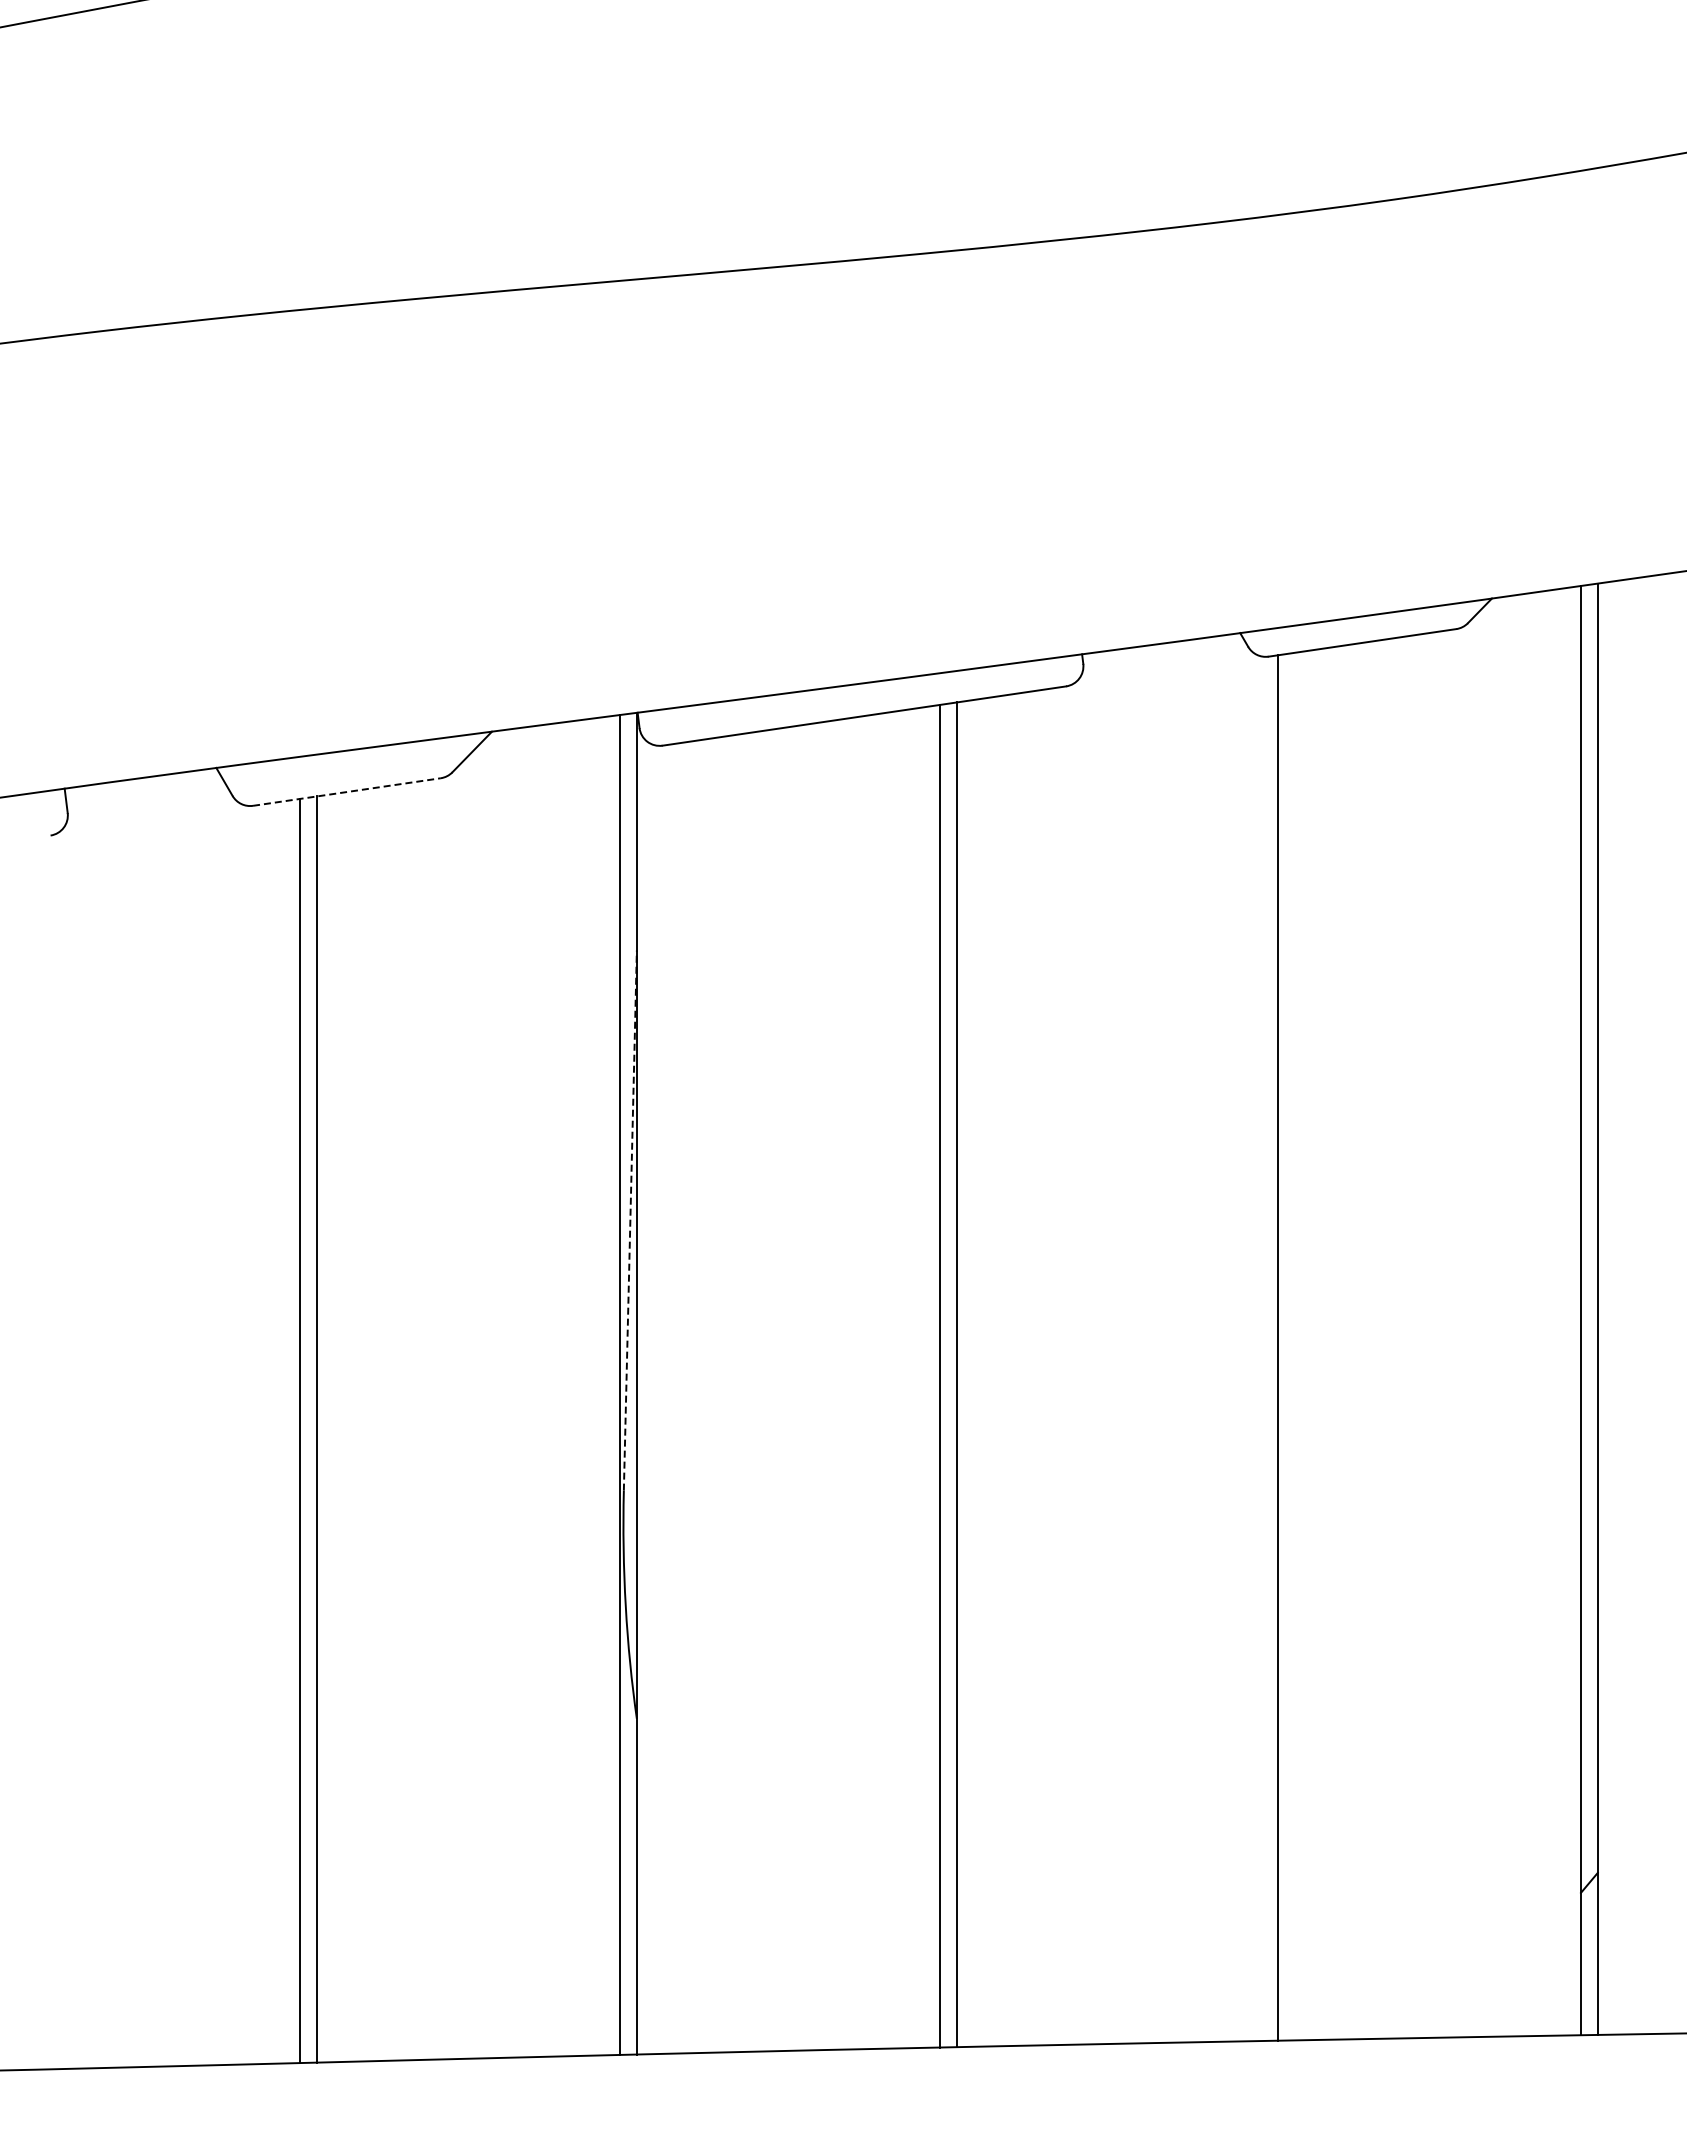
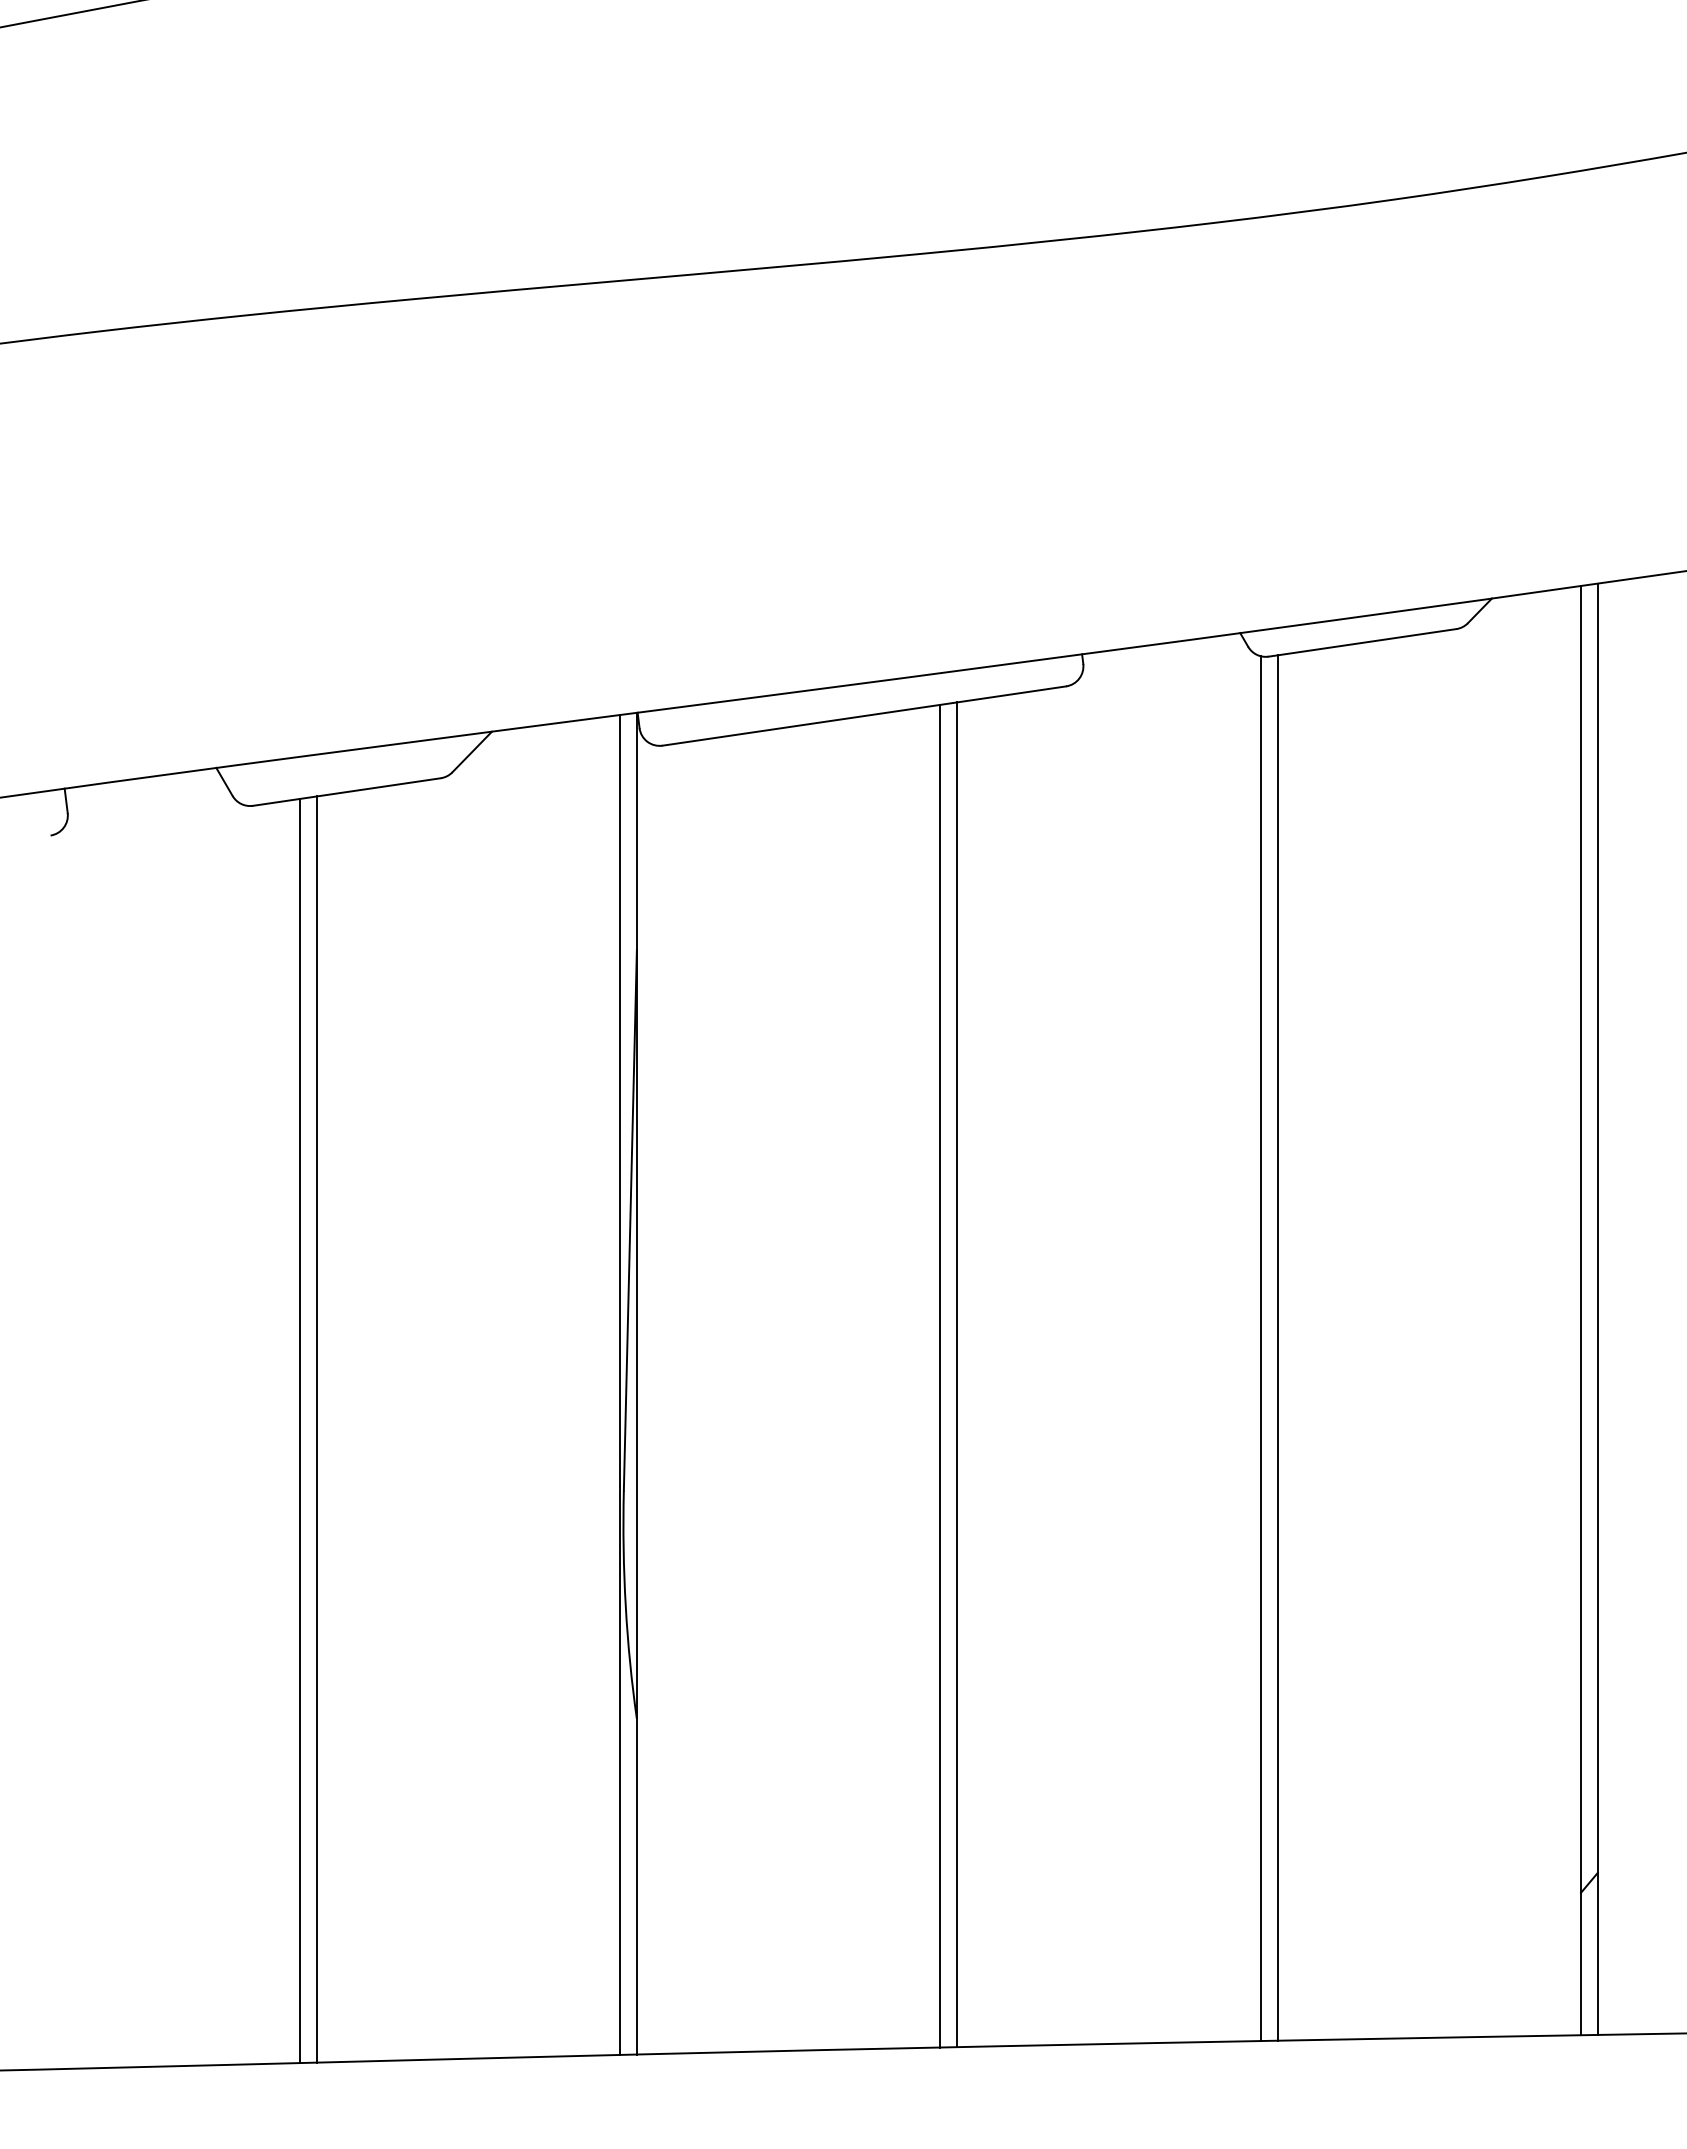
line: dashed -> solid (346, 792)
line: dashed -> solid (630, 1220)
line: none -> present (1260, 1348)
